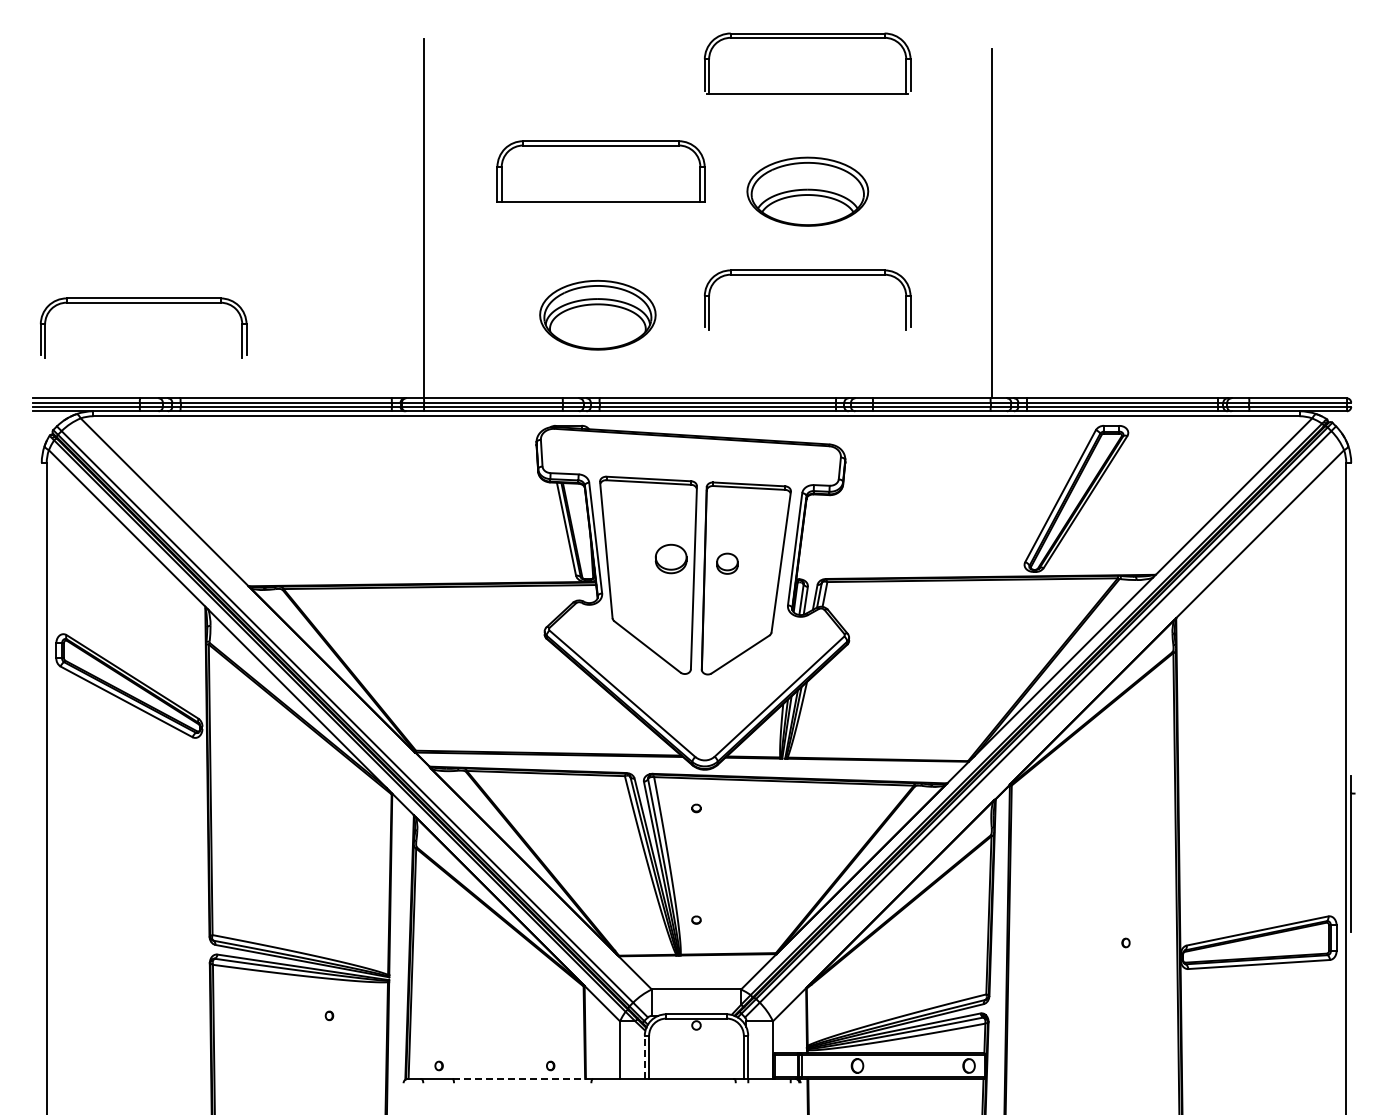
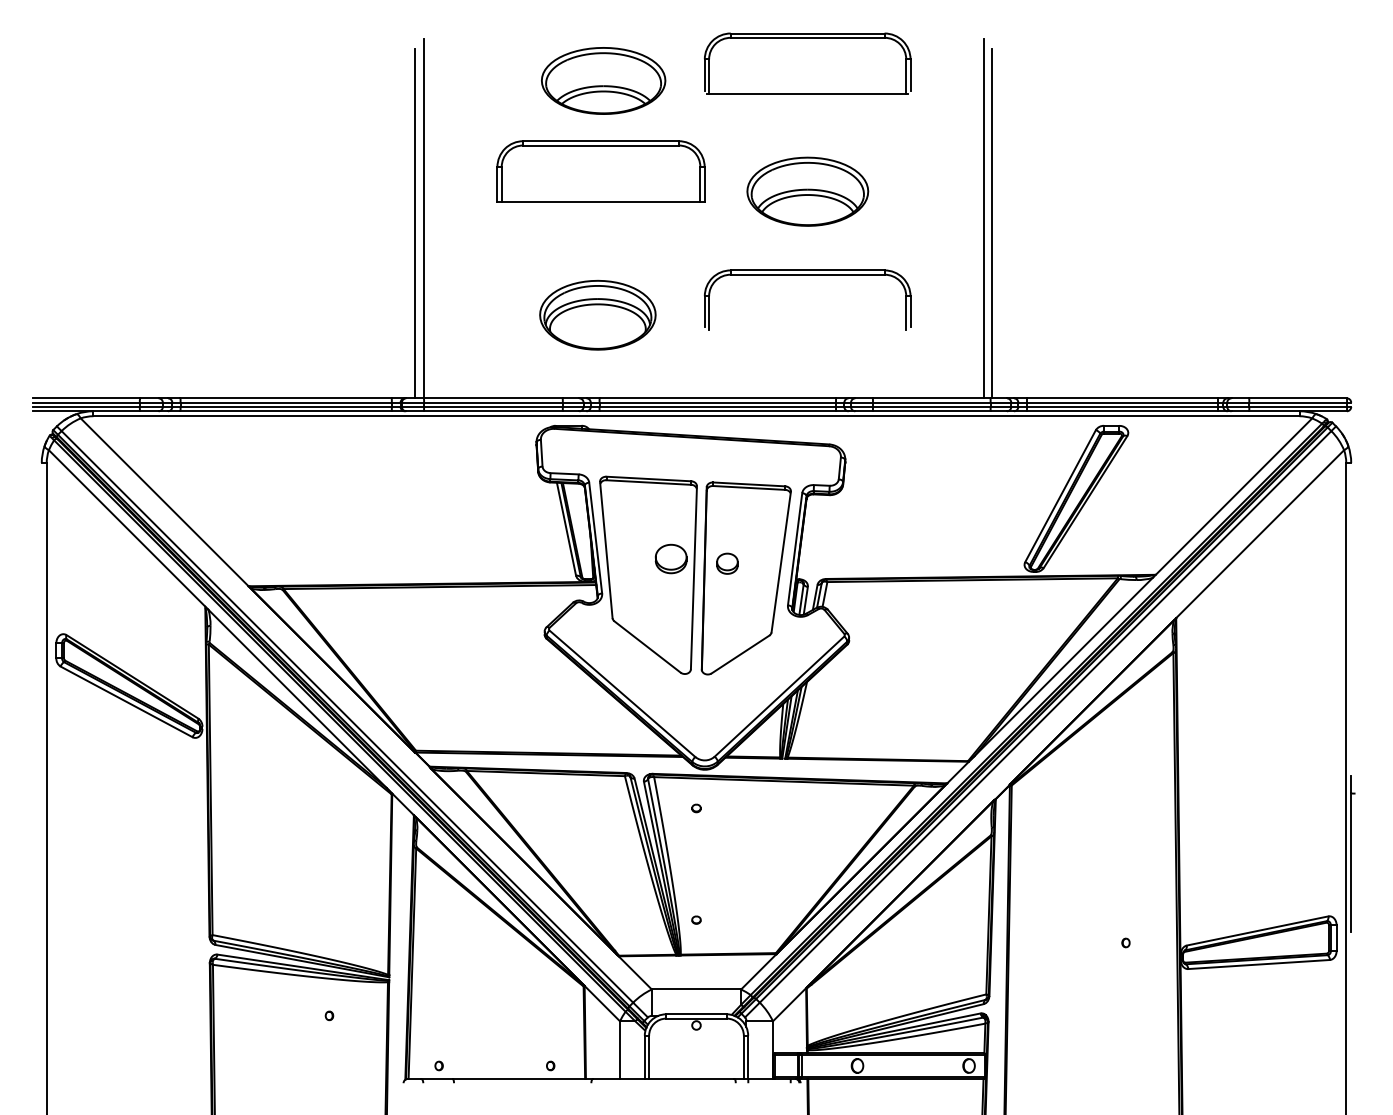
part: none -> present (603, 80)
line: none -> present (983, 218)
line: none -> present (415, 223)
part: present -> none (143, 303)
line: dashed -> solid (644, 1057)
line: dashed -> solid (523, 1078)
